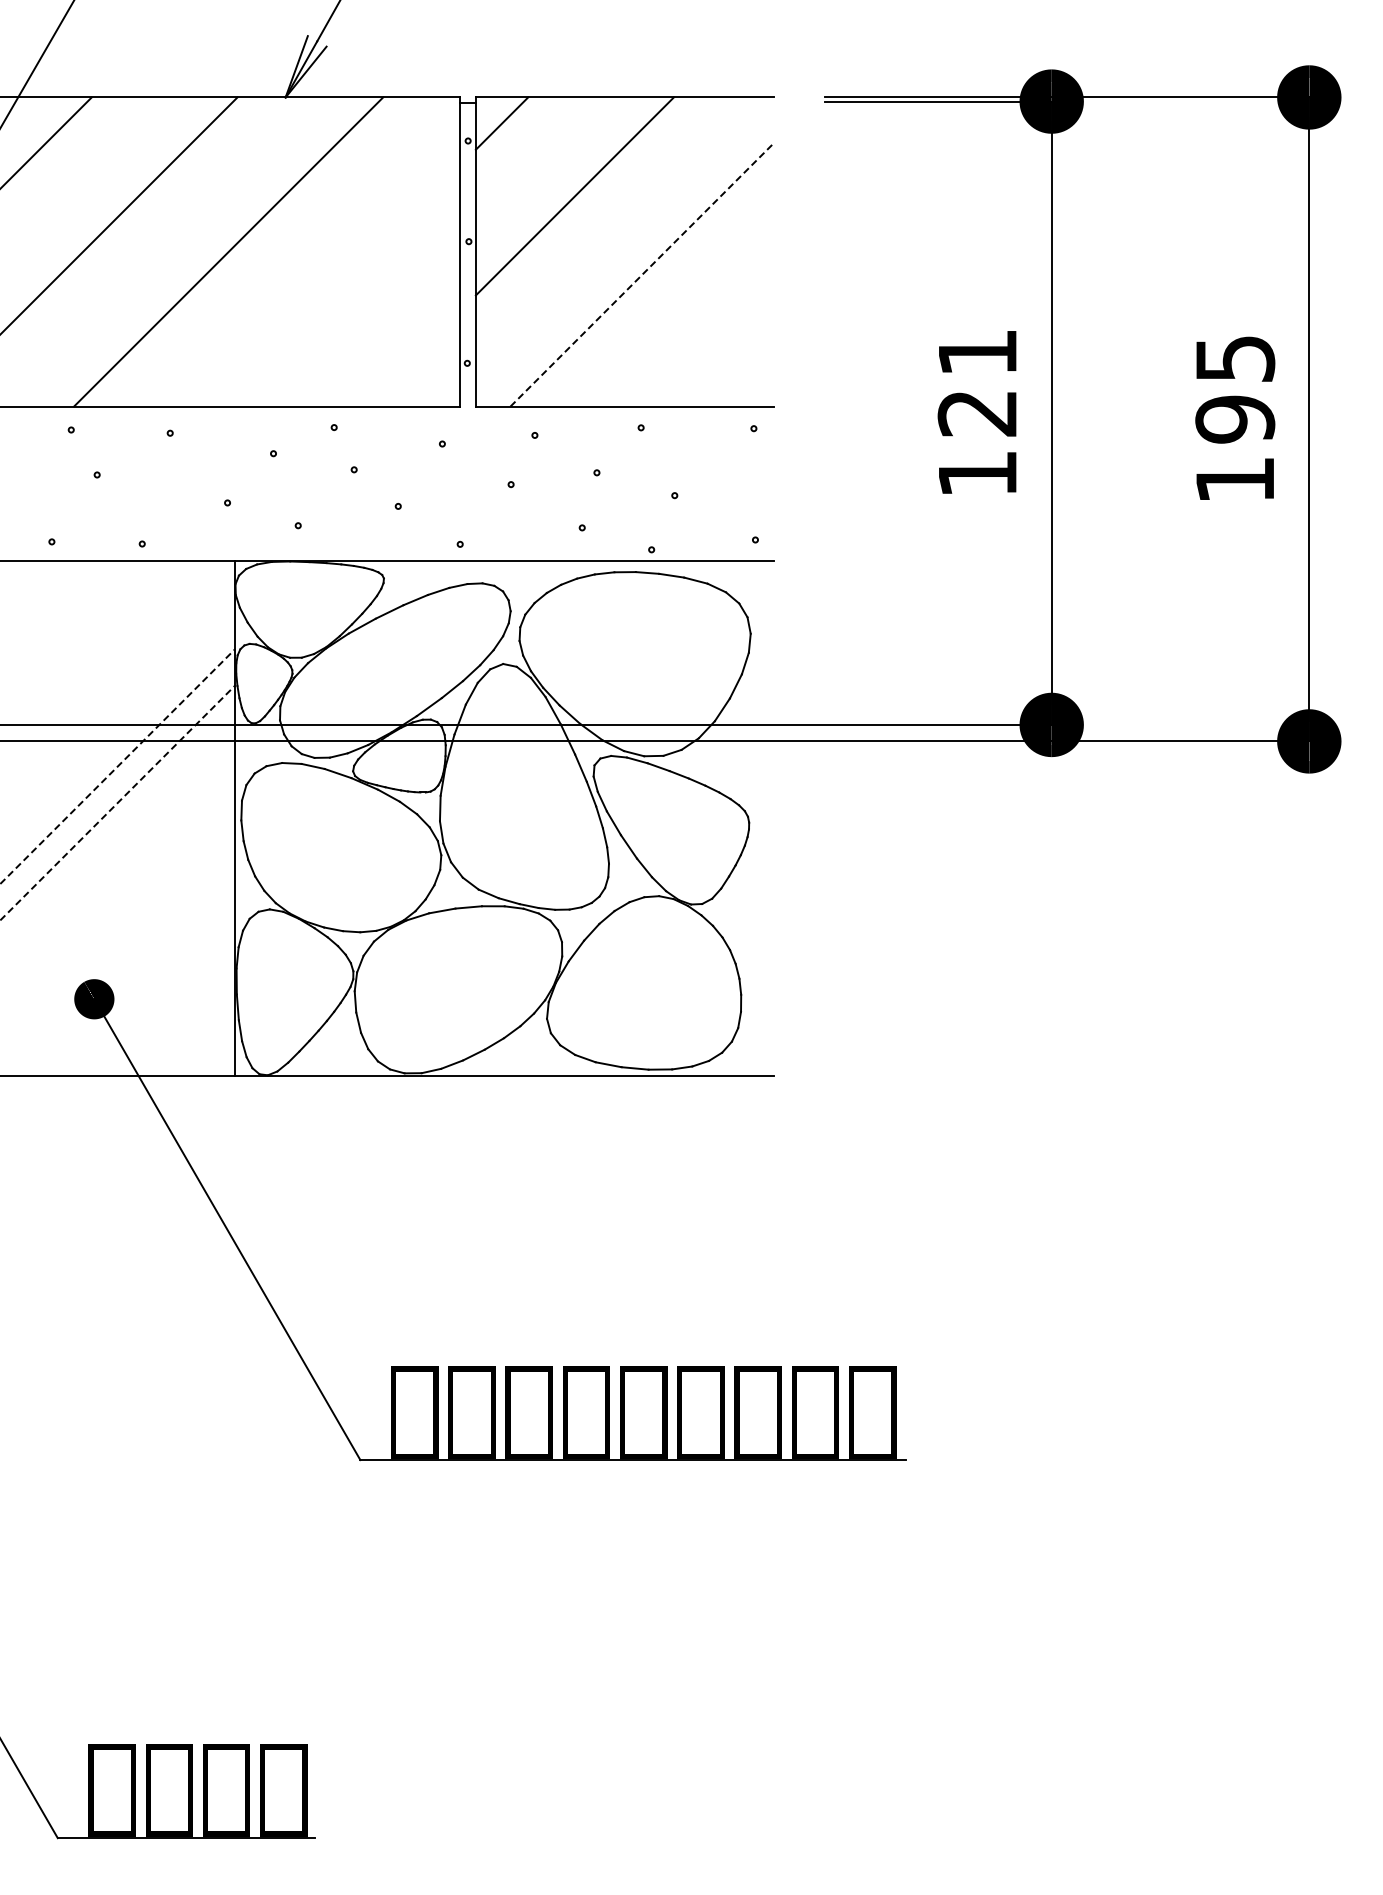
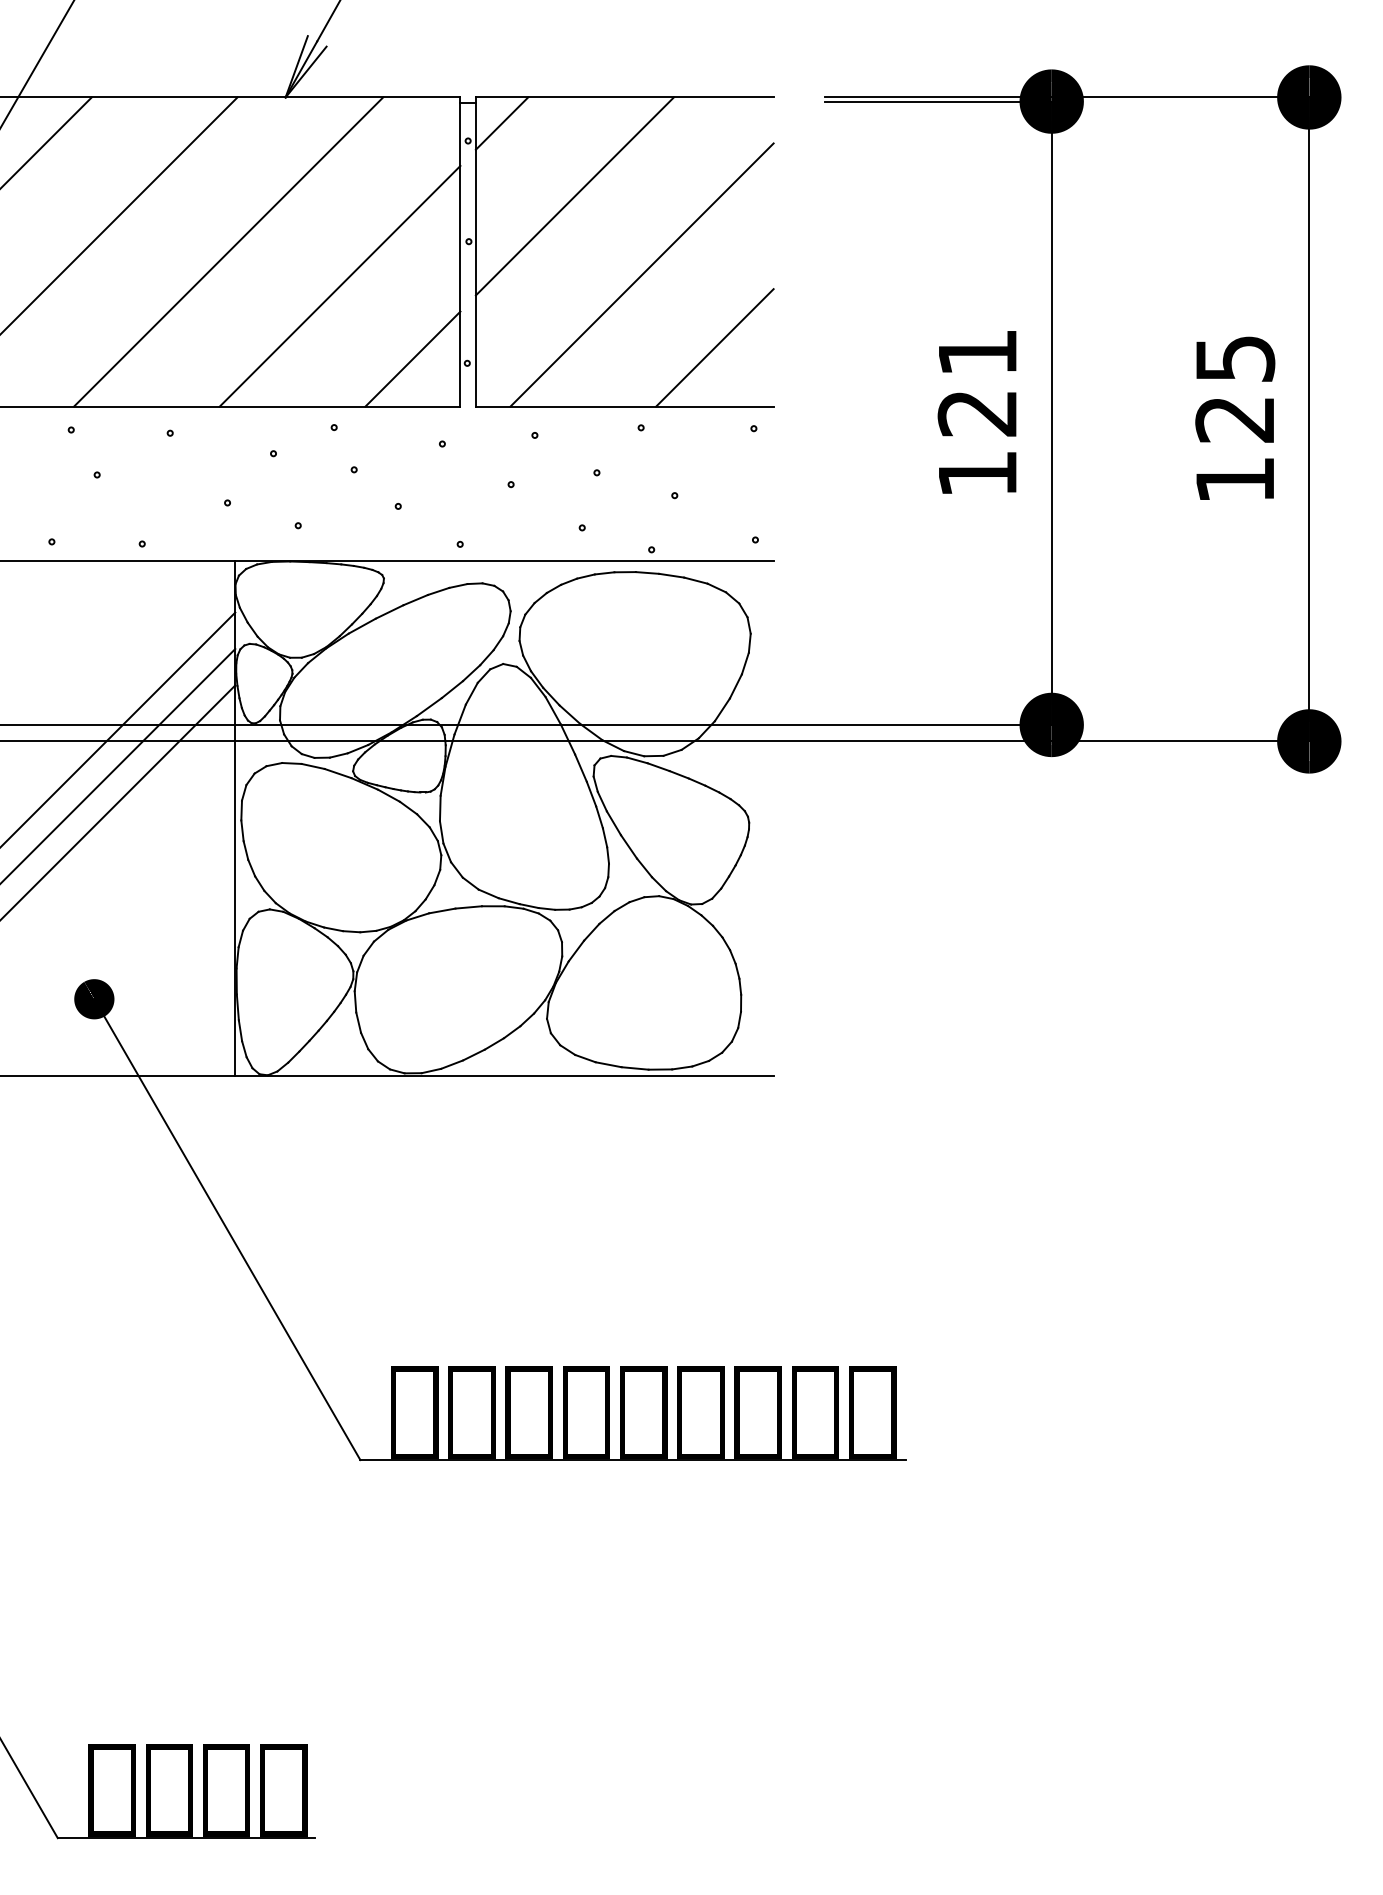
line: dashed -> solid (642, 274)
line: none -> present (339, 285)
line: none -> present (714, 347)
line: none -> present (412, 358)
text: 195 -> 125 (1235, 419)
line: none -> present (118, 728)
line: dashed -> solid (118, 766)
line: dashed -> solid (118, 802)
